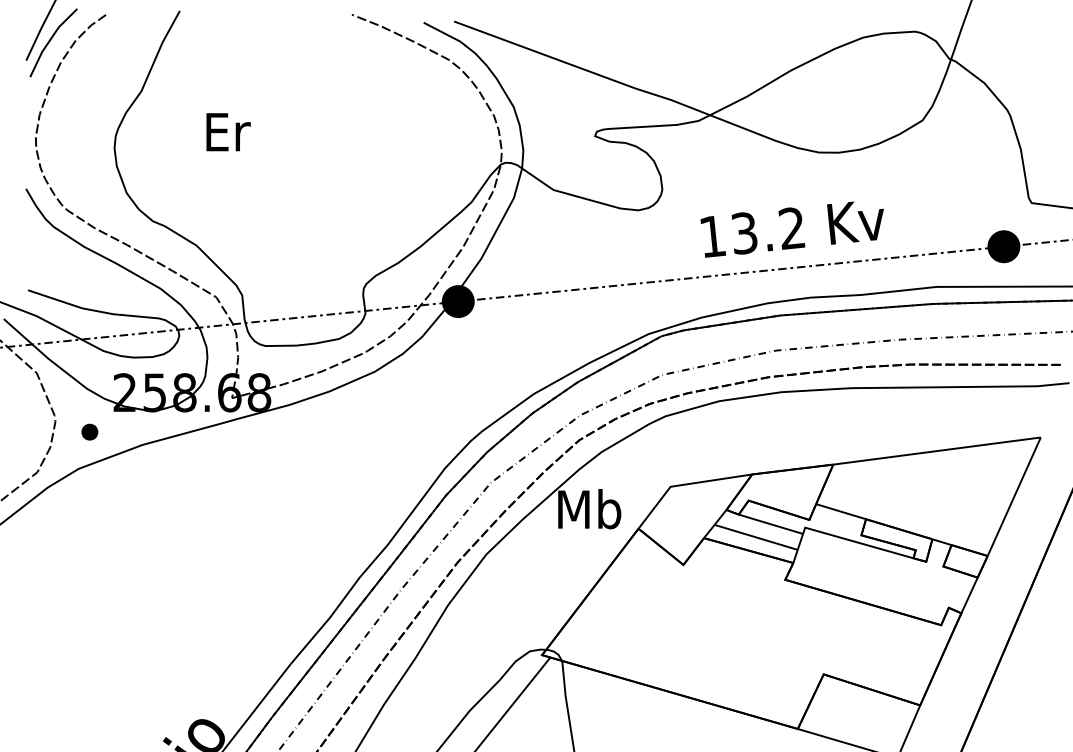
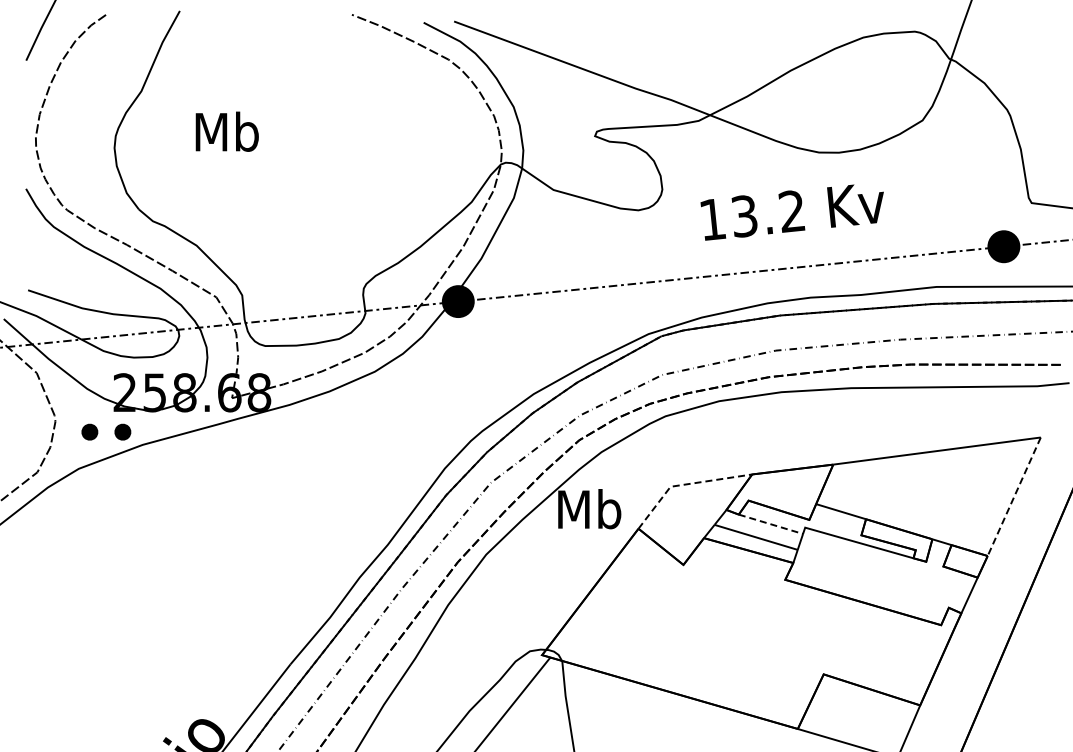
line: present -> none (51, 40)
text: Er -> Mb (226, 131)
text position: (791, 229) -> (791, 212) (791, 212)
part: none -> present (122, 431)
line: solid -> dashed (685, 484)
line: solid -> dashed (1014, 496)
line: solid -> dashed (770, 524)
